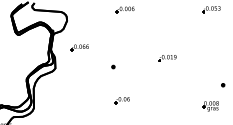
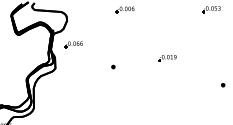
part position: (79, 47) -> (73, 44) (73, 44)
part: present -> none (121, 100)
part: present -> none (210, 106)
